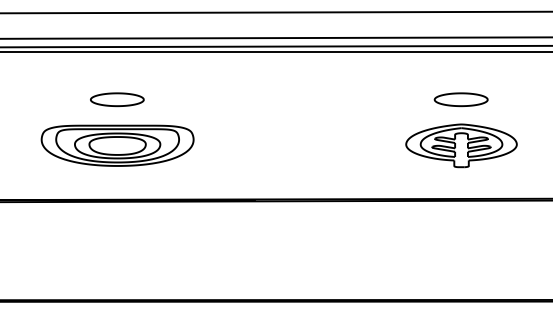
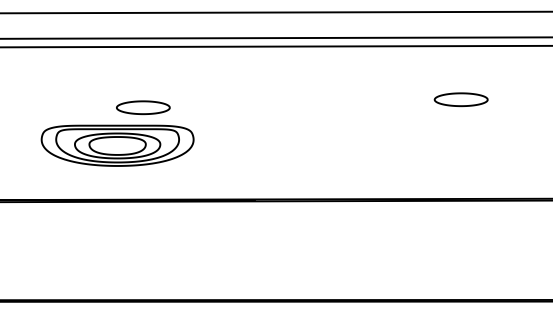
line: present -> none (275, 51)
part position: (117, 99) -> (143, 107) (143, 107)
part: present -> none (461, 145)
